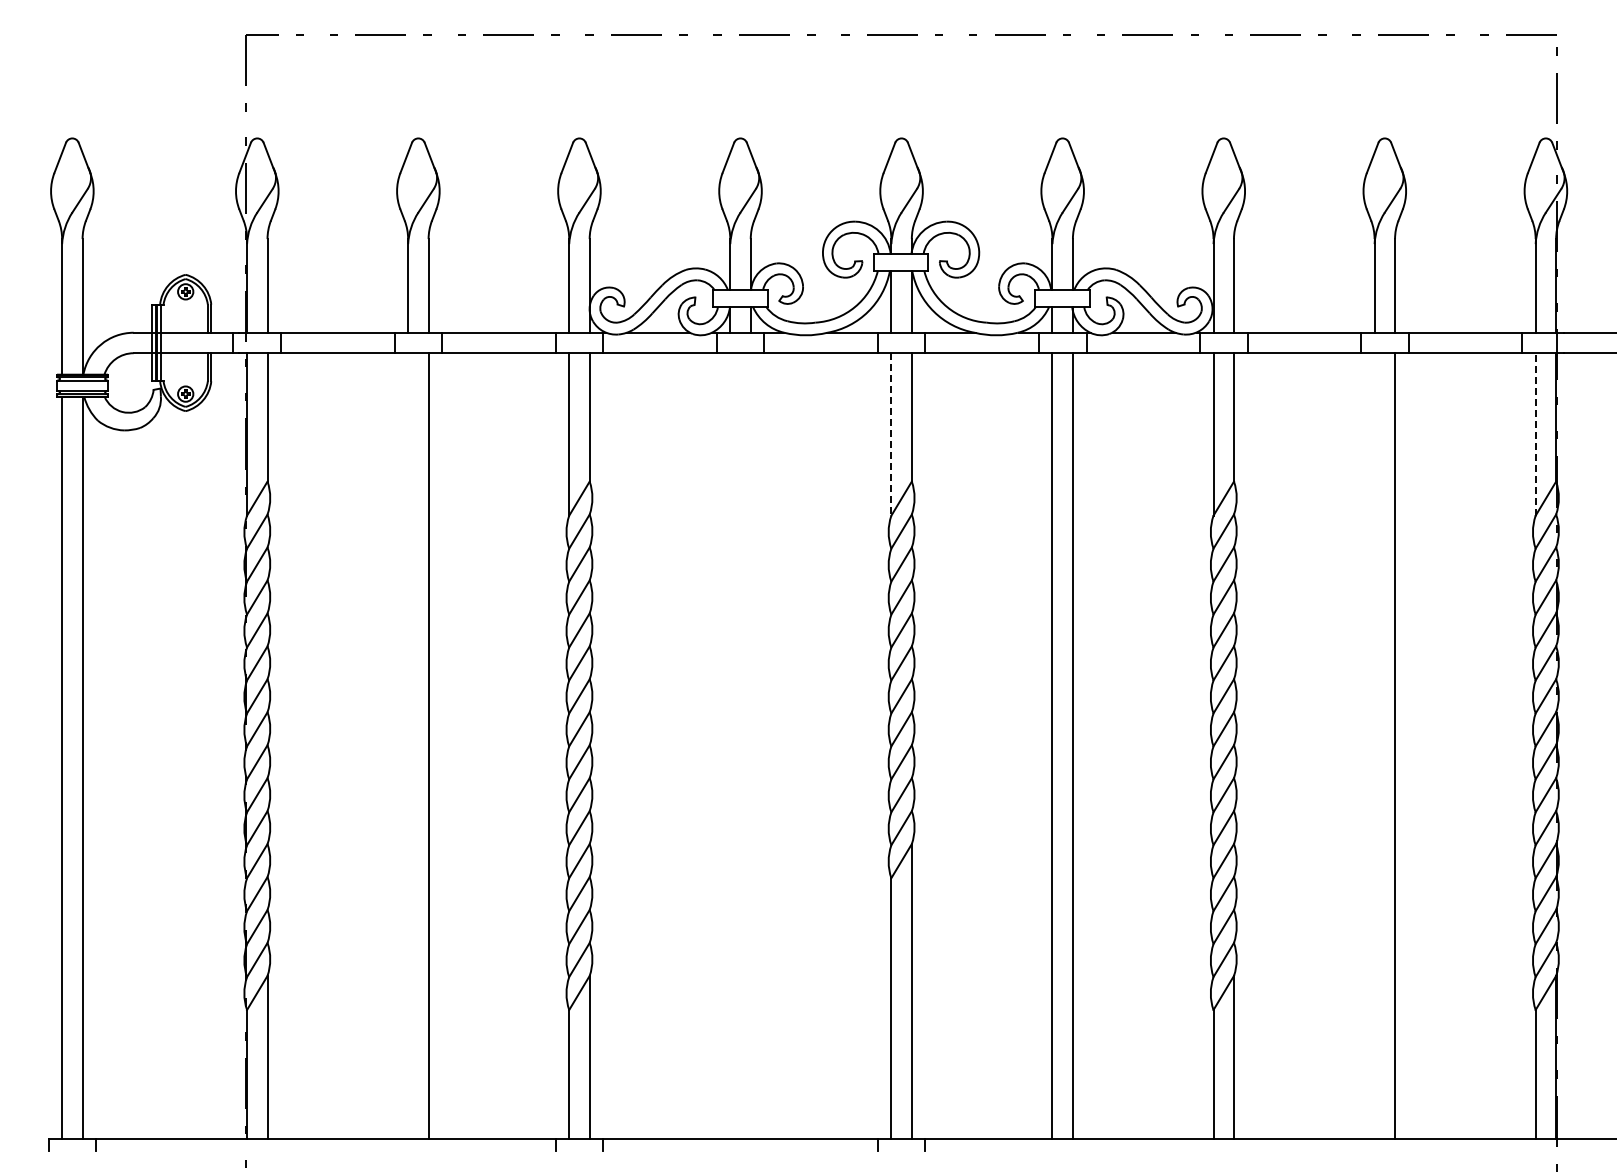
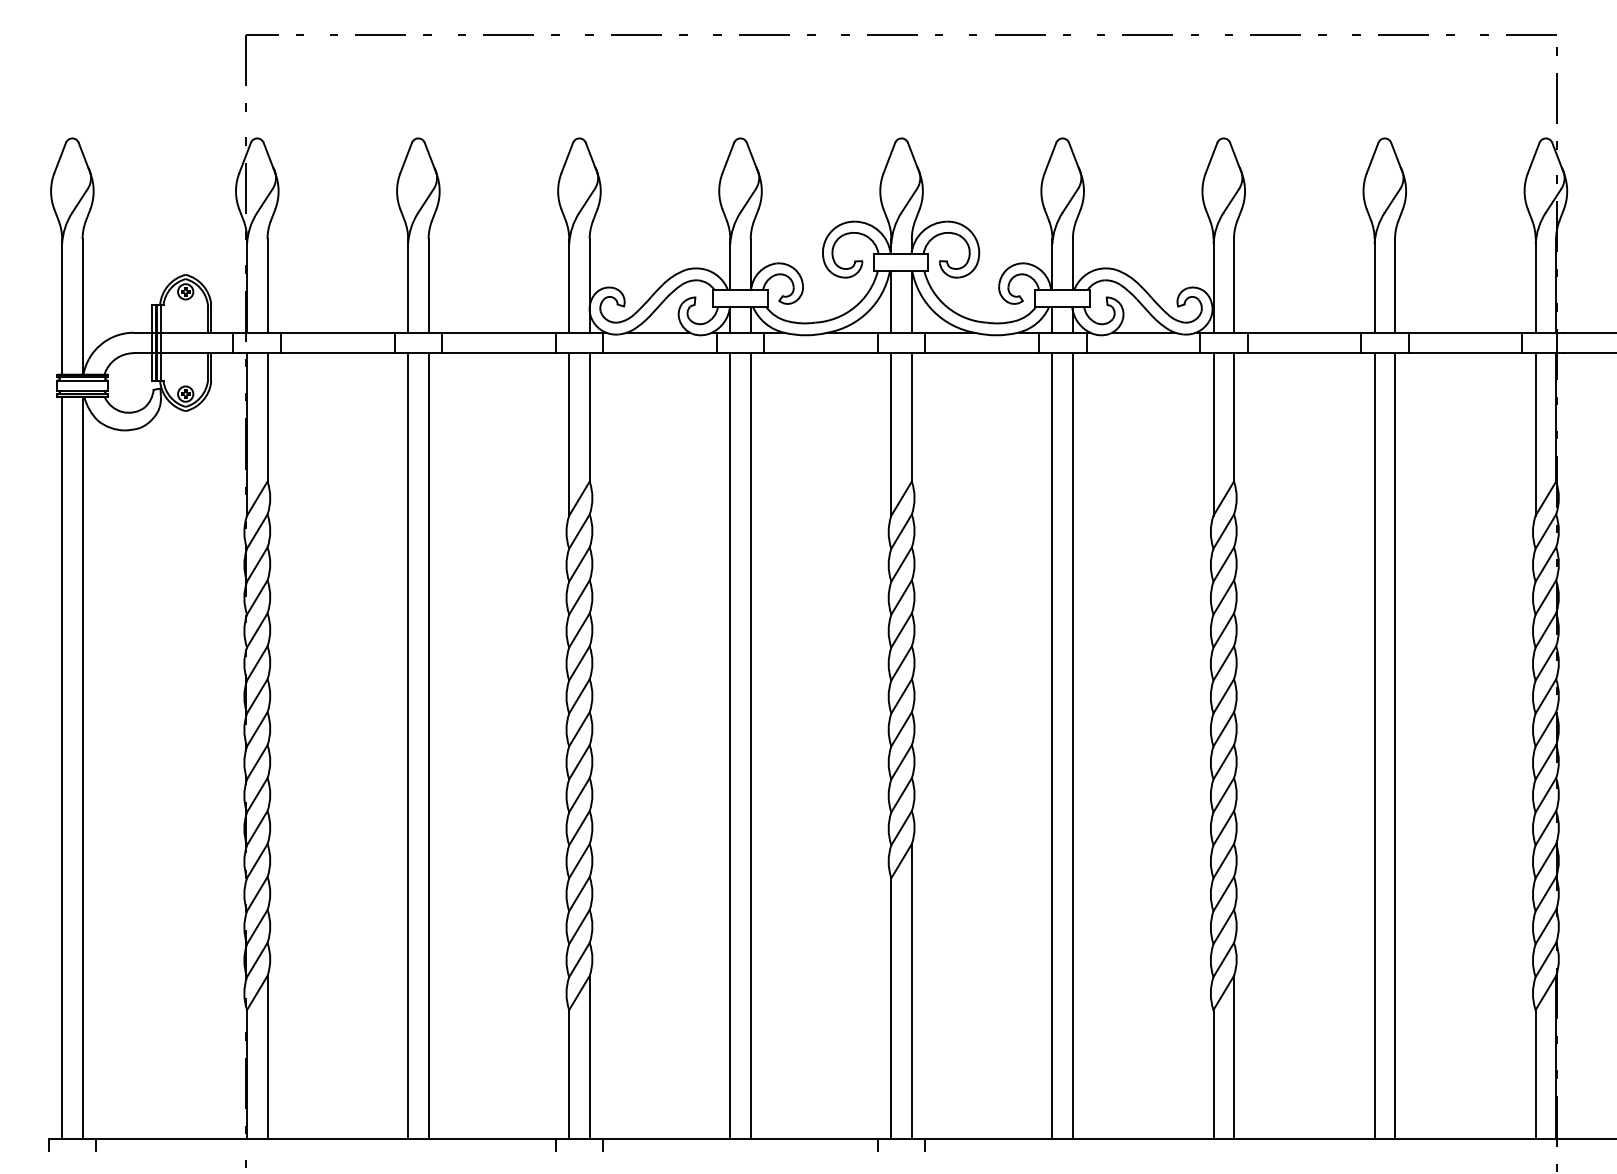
line: dashed -> solid (1535, 433)
line: dashed -> solid (891, 434)
line: none -> present (408, 745)
line: none -> present (730, 745)
line: none -> present (750, 745)
line: none -> present (1374, 745)
